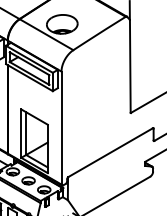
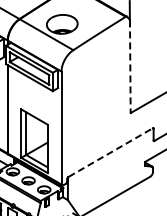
line: solid -> dashed (130, 66)
line: solid -> dashed (110, 152)
